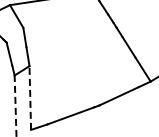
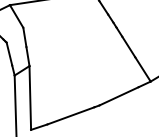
line: dashed -> solid (30, 98)
line: dashed -> solid (15, 106)
